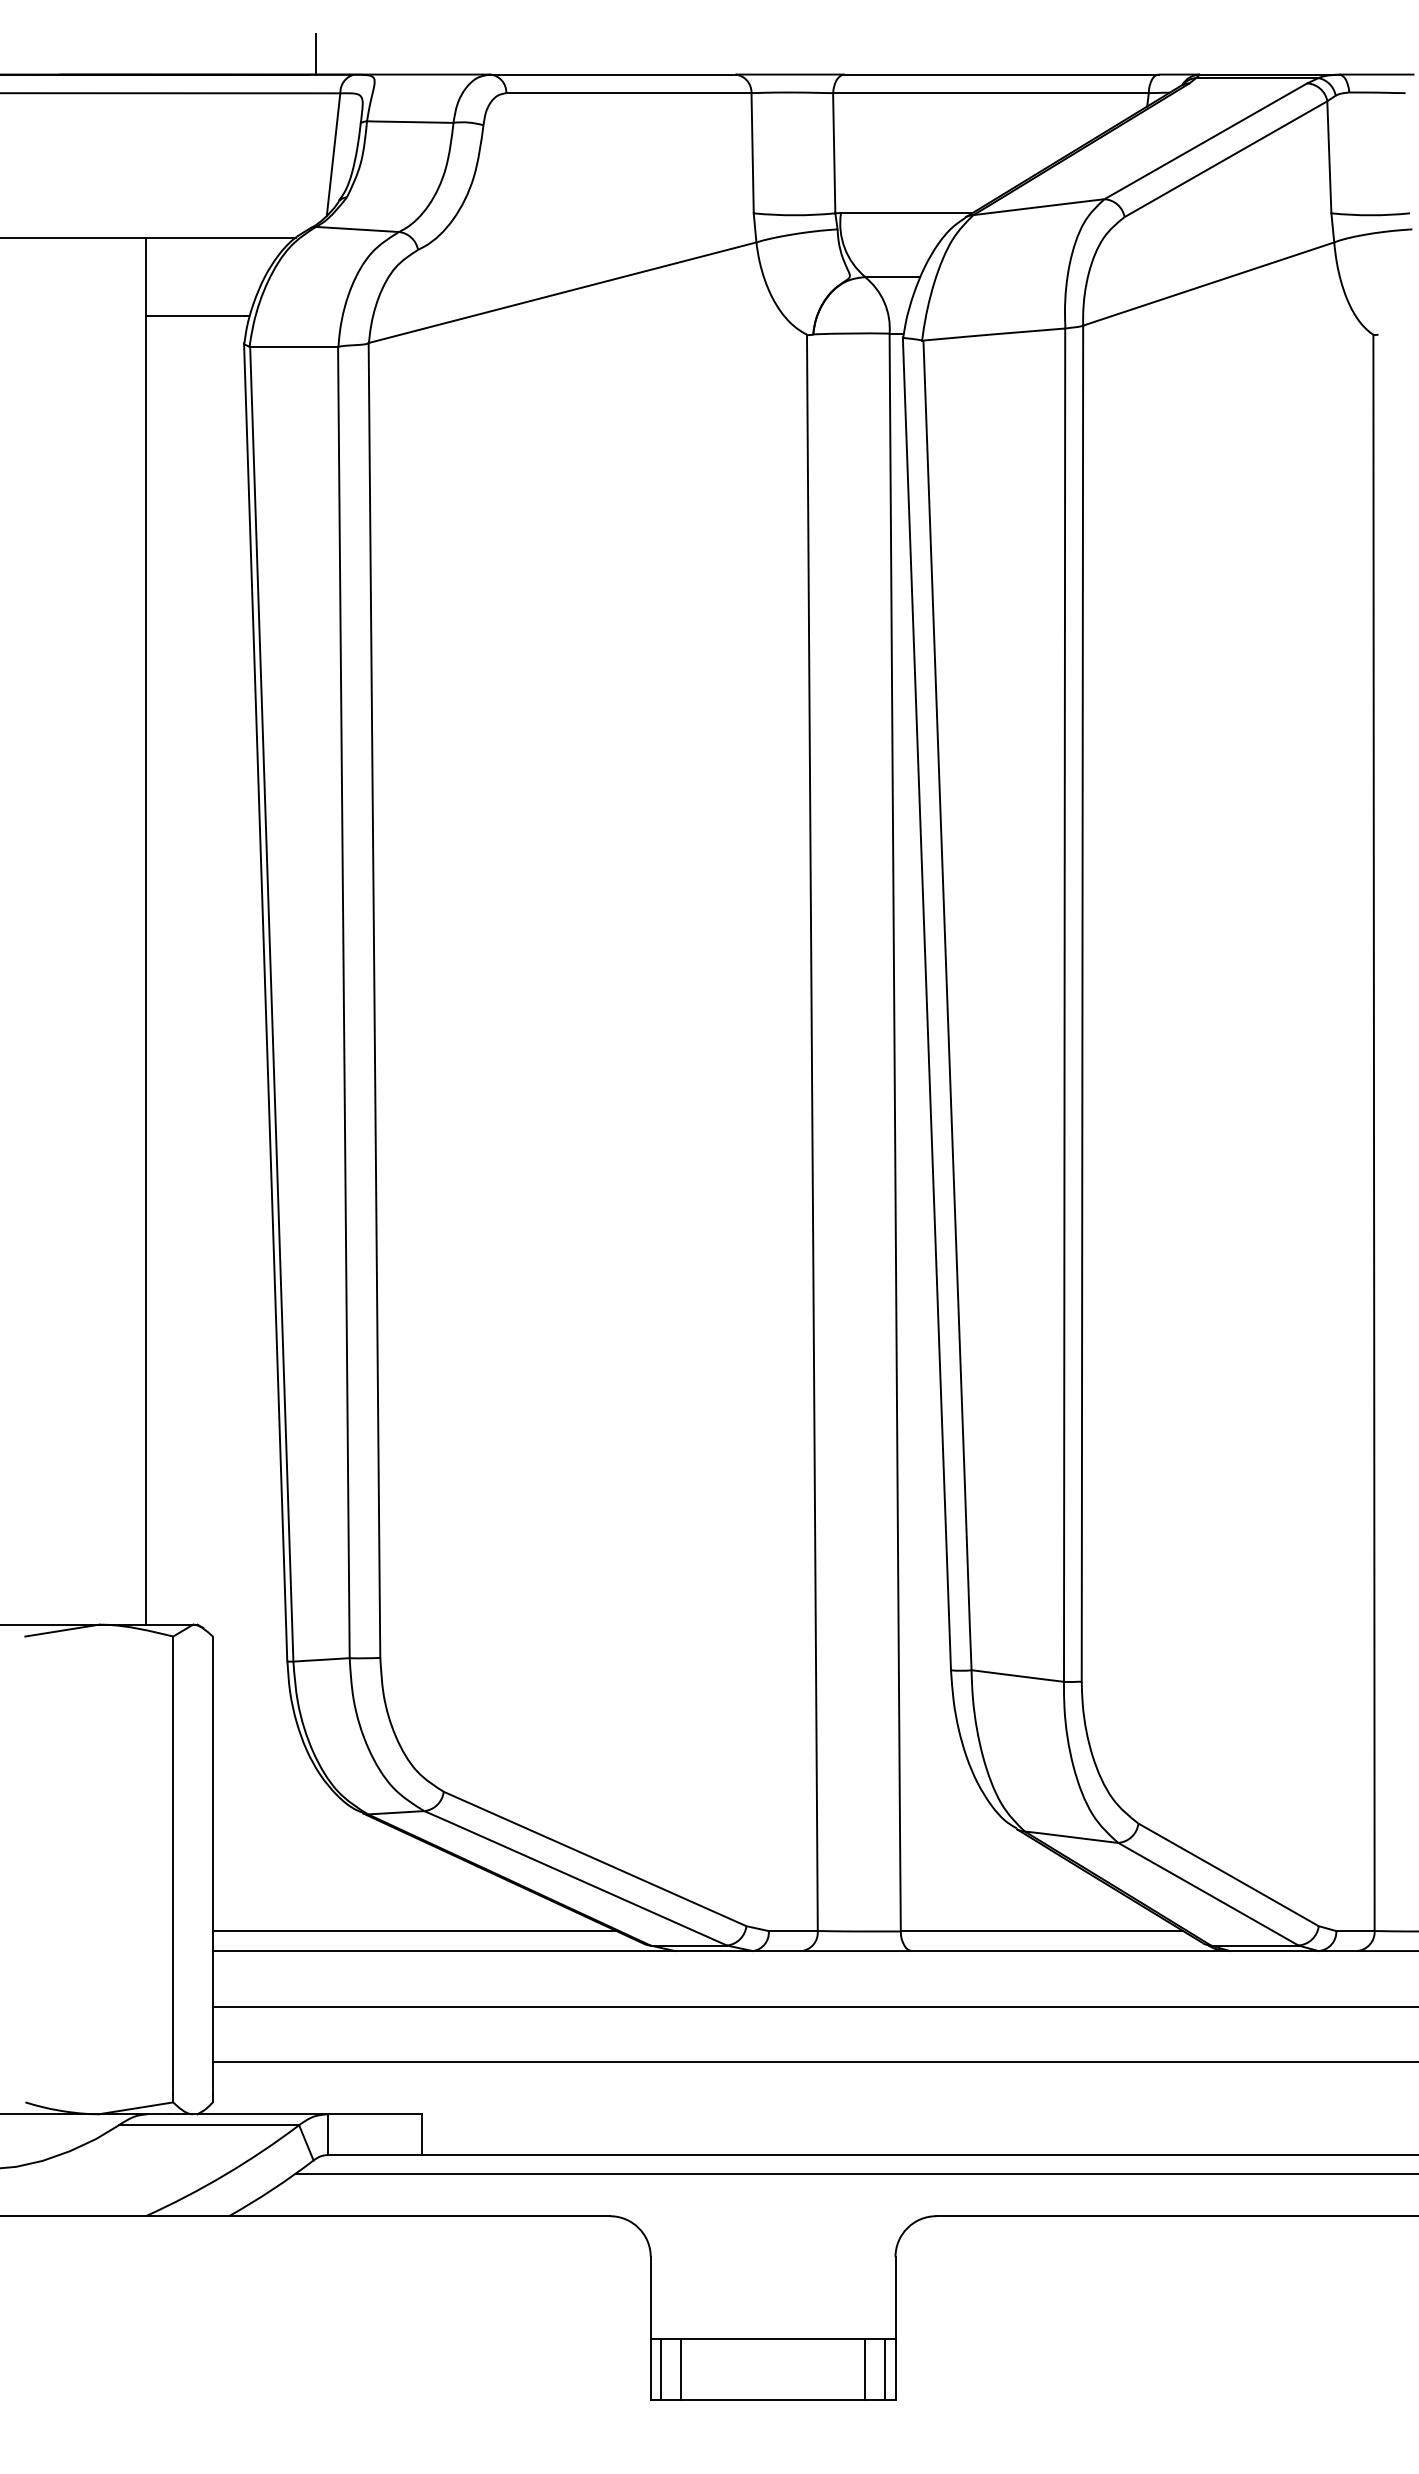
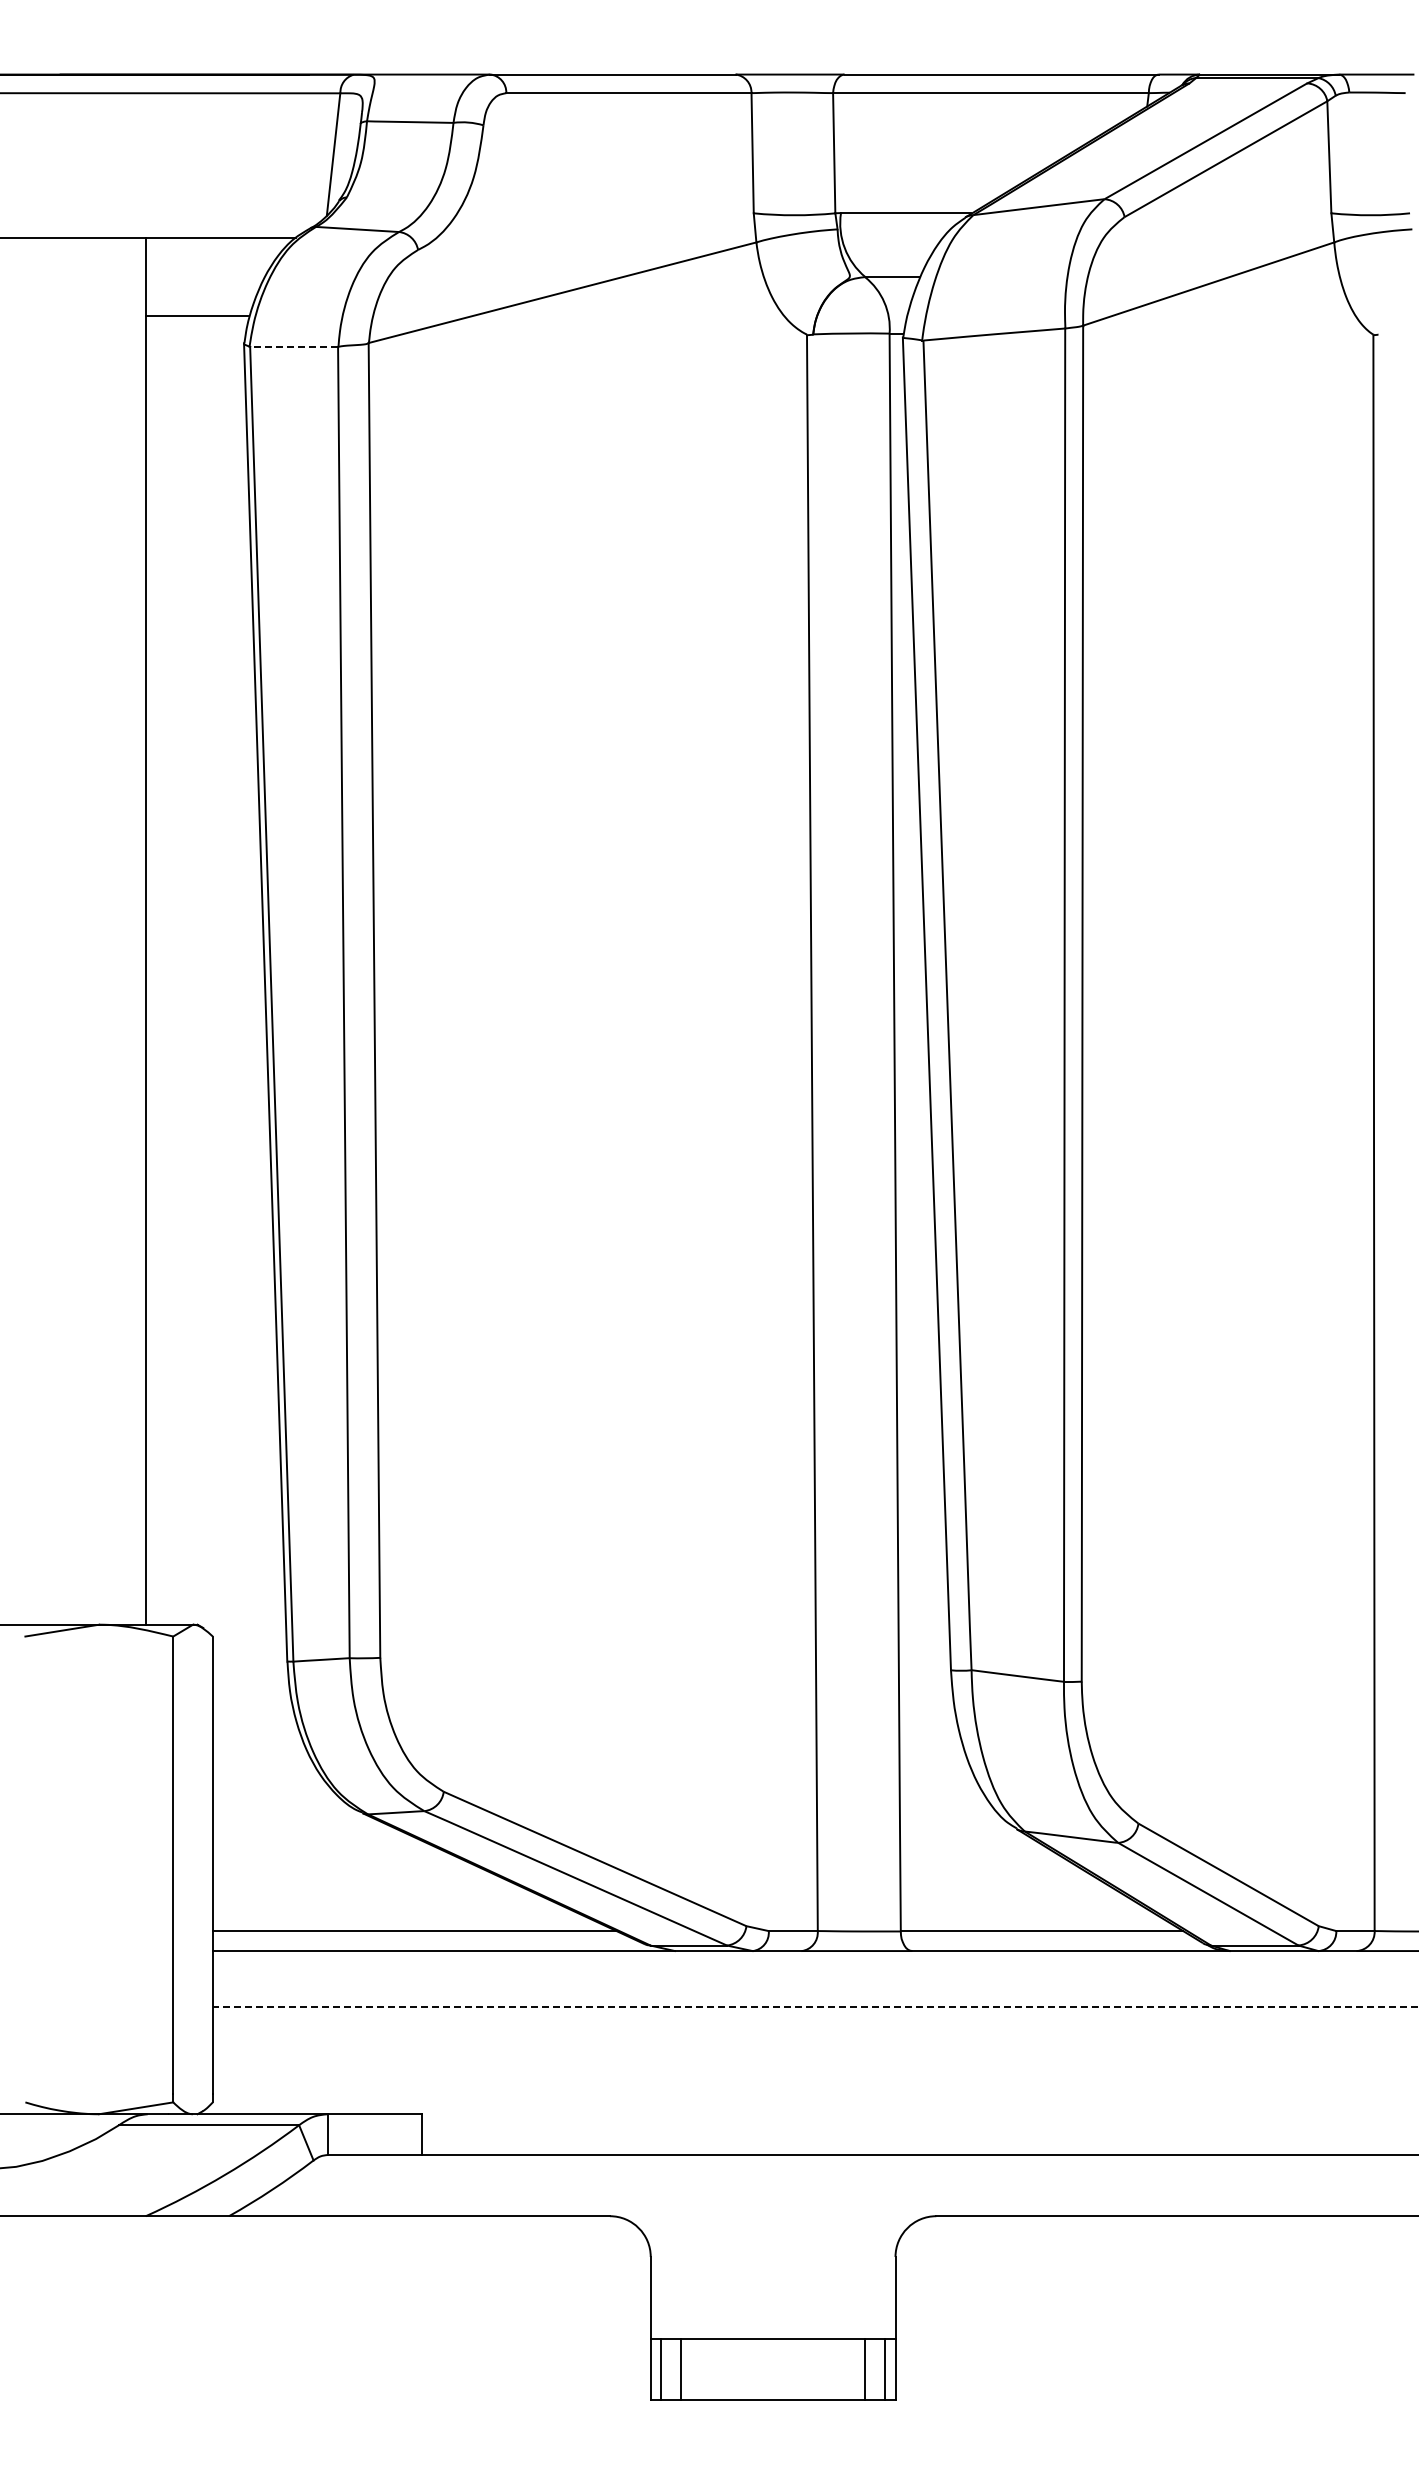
line: present -> none (316, 53)
line: solid -> dashed (294, 346)
line: solid -> dashed (815, 2006)
line: present -> none (813, 2062)
line: present -> none (855, 2173)
